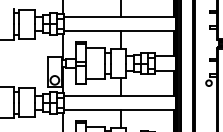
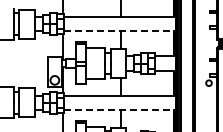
line: solid -> dashed (119, 31)
line: solid -> dashed (119, 110)
